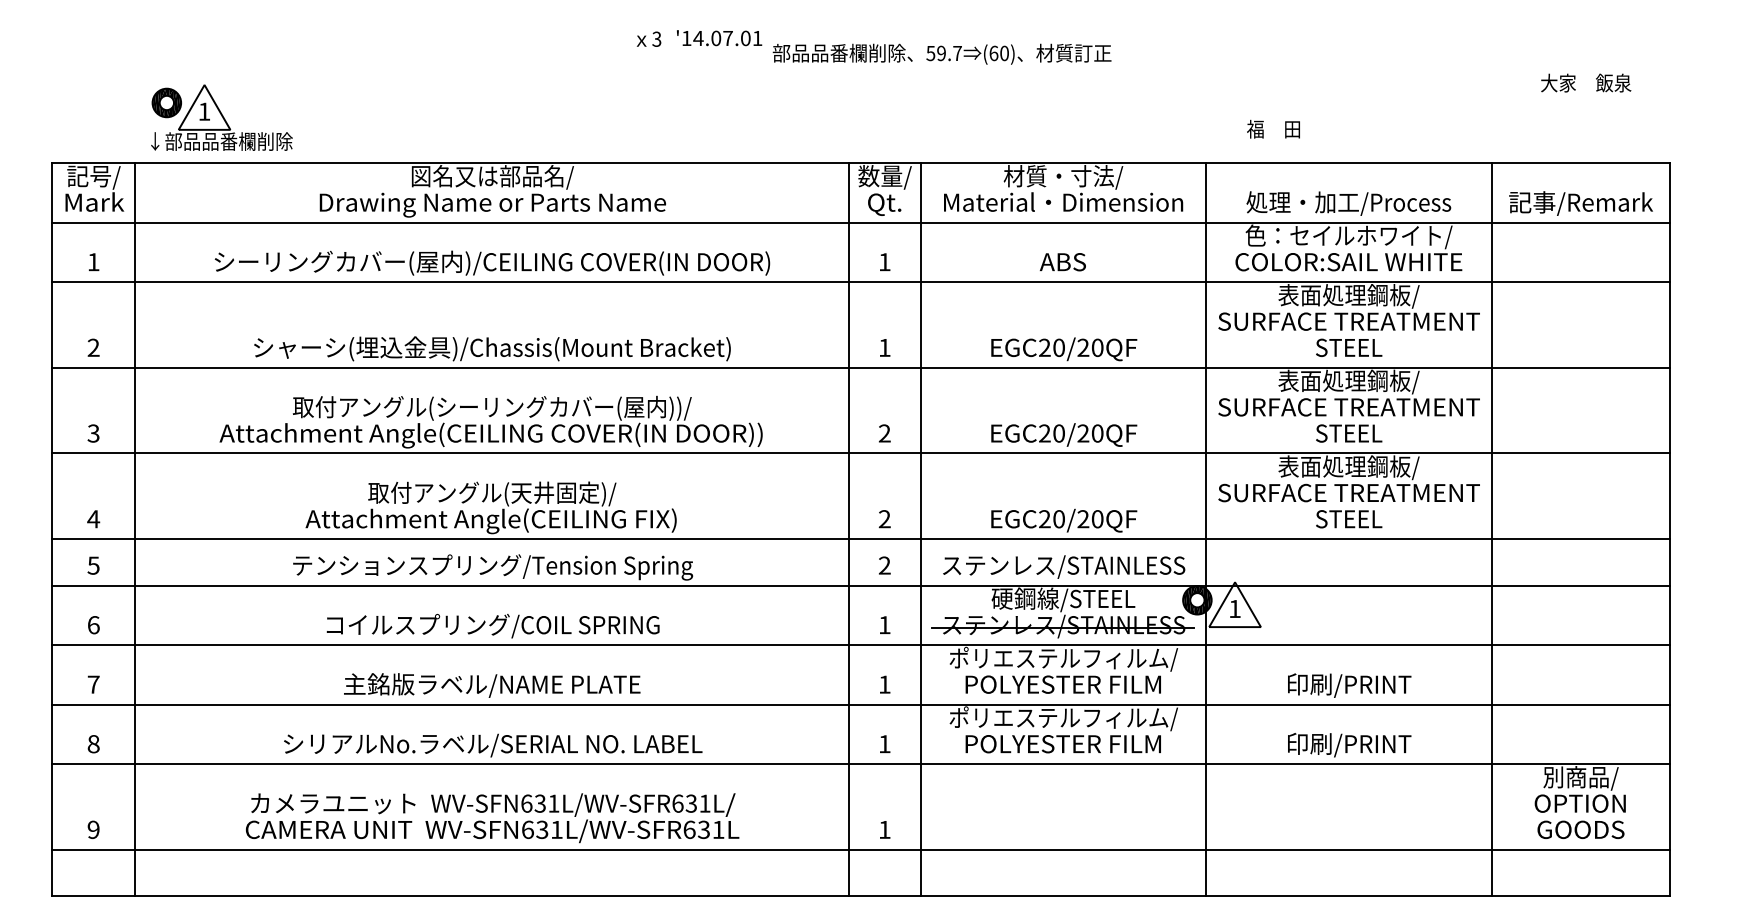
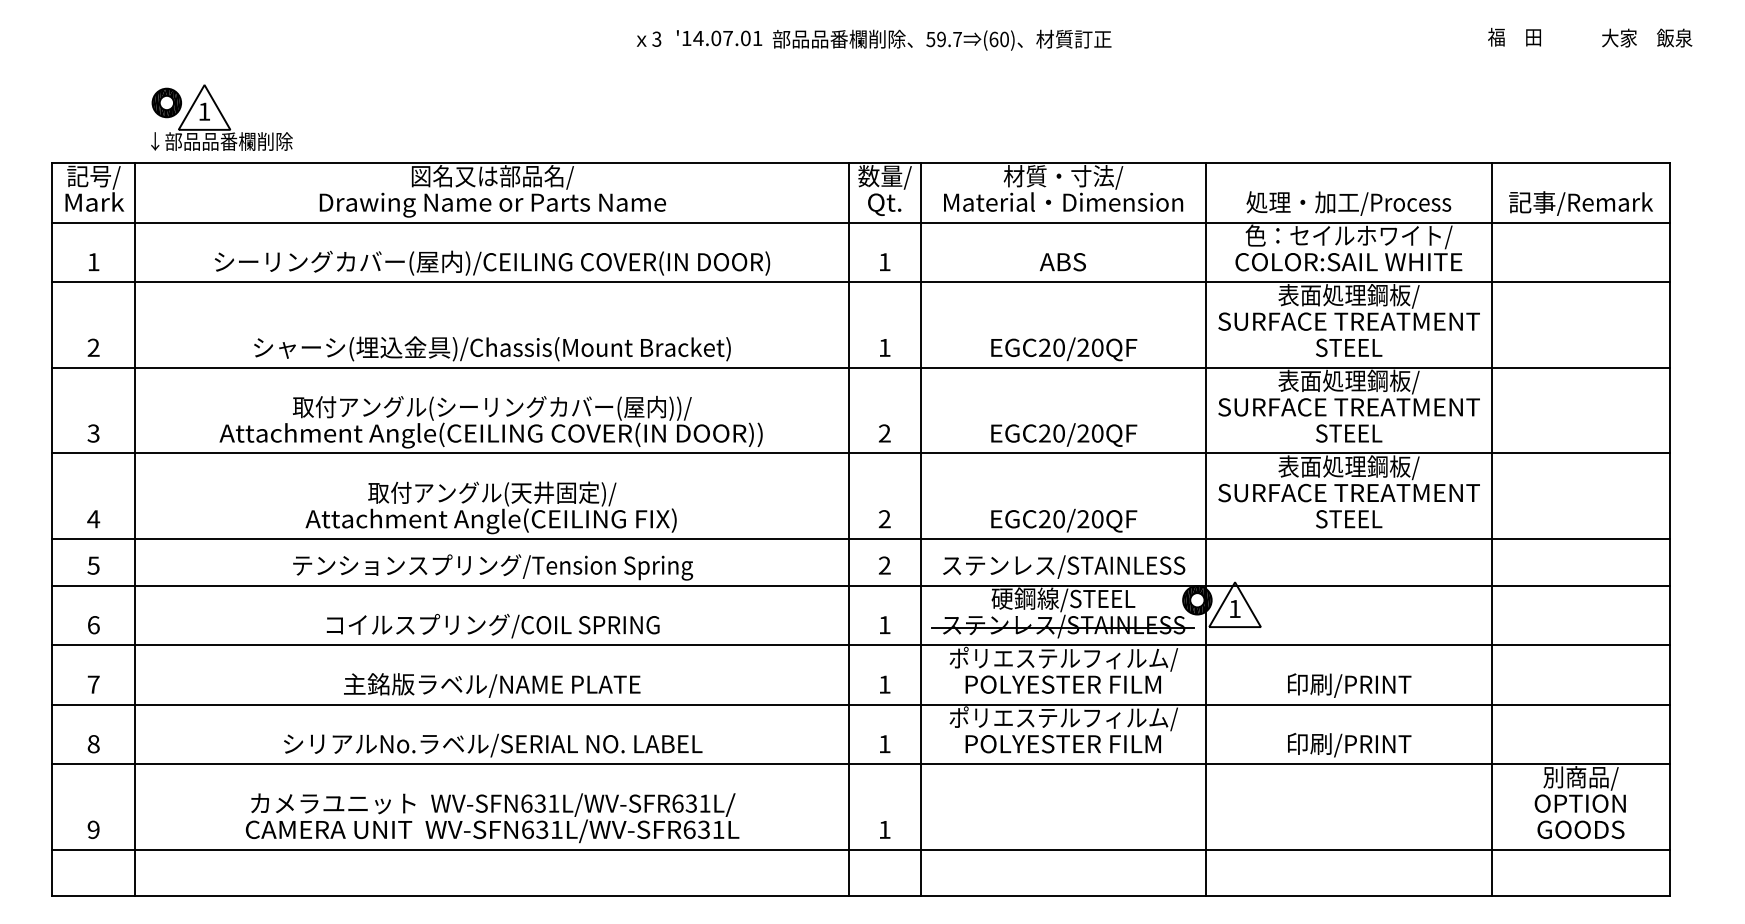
text position: (941, 53) -> (941, 39) (941, 39)
text position: (1586, 82) -> (1647, 37) (1647, 37)
text position: (1273, 128) -> (1514, 36) (1514, 36)
